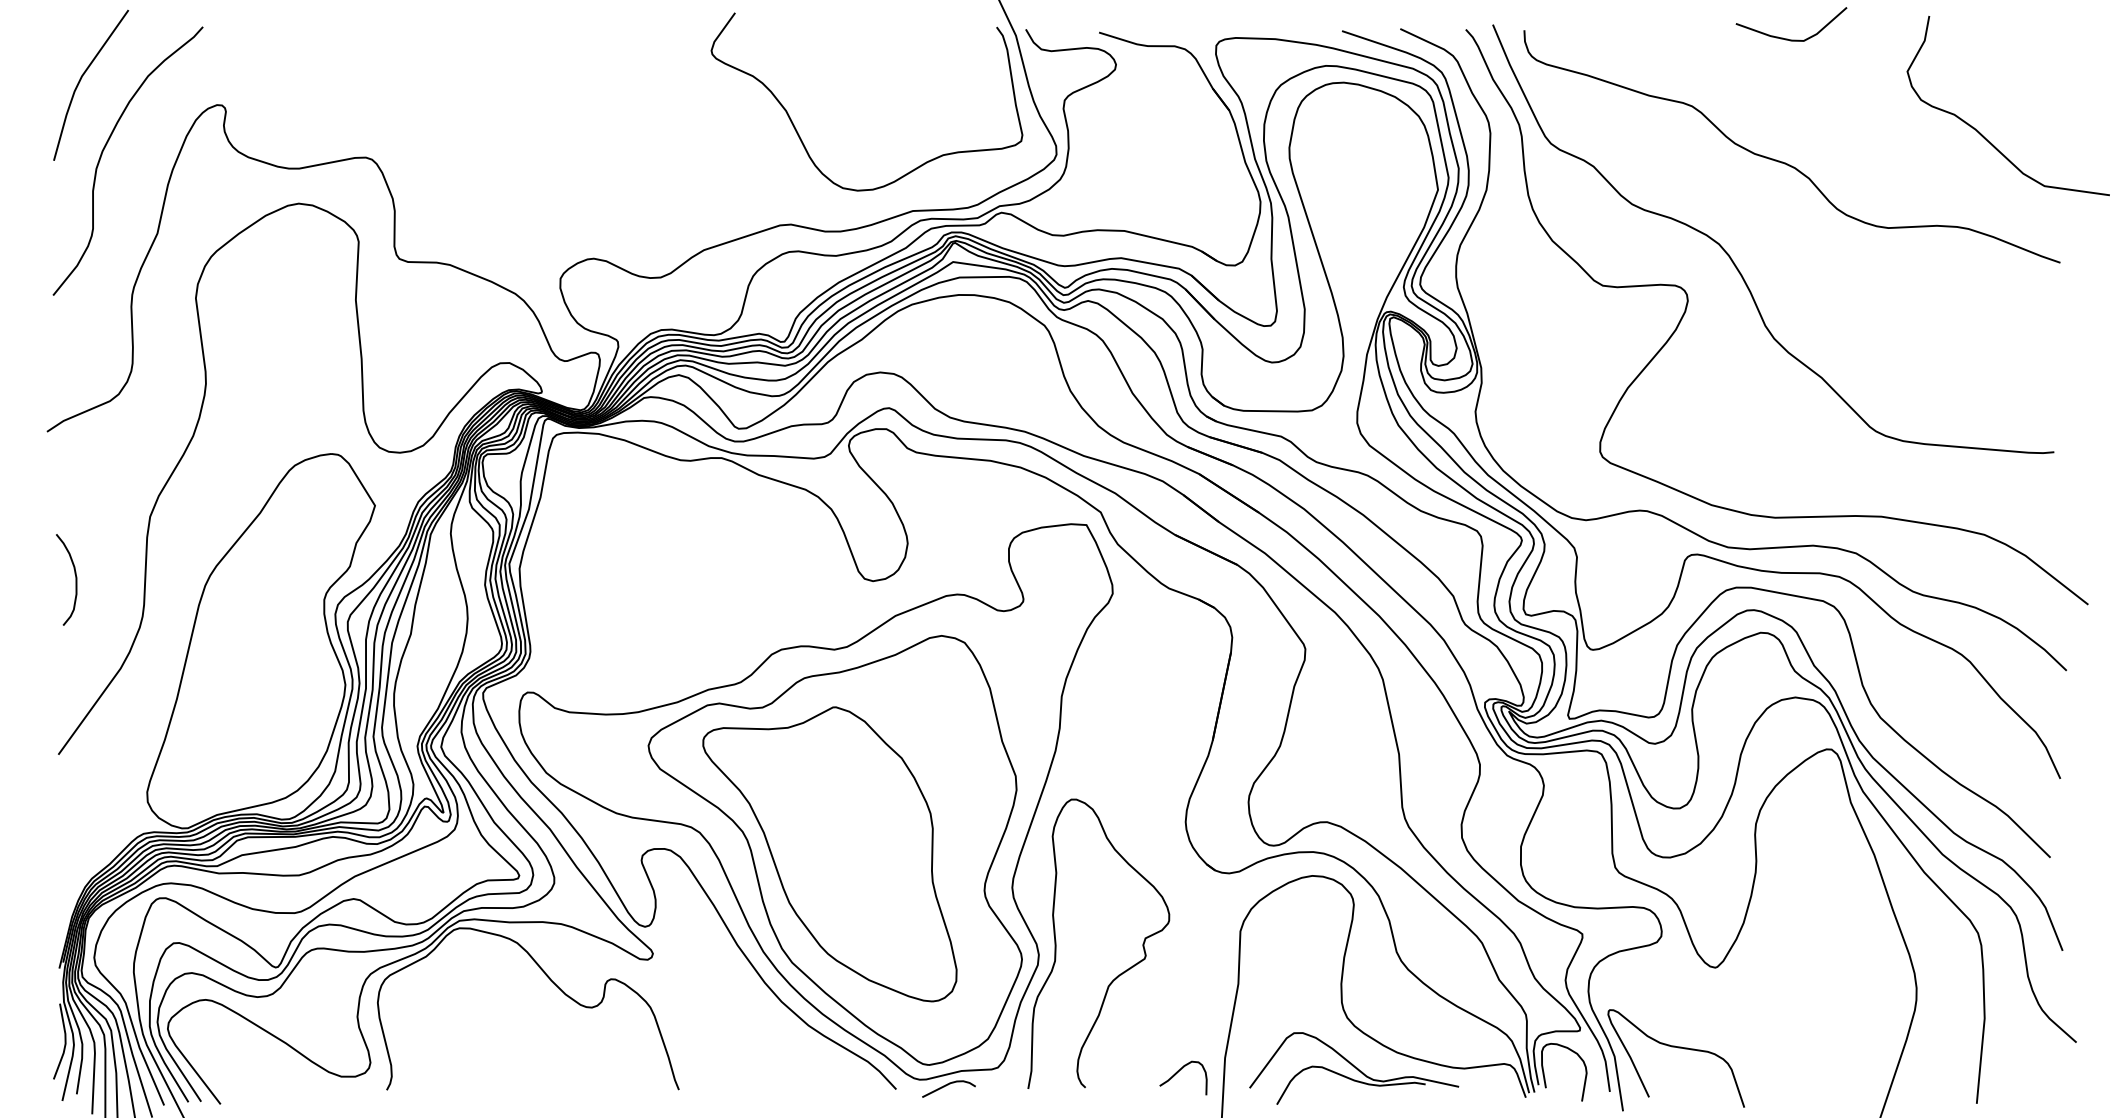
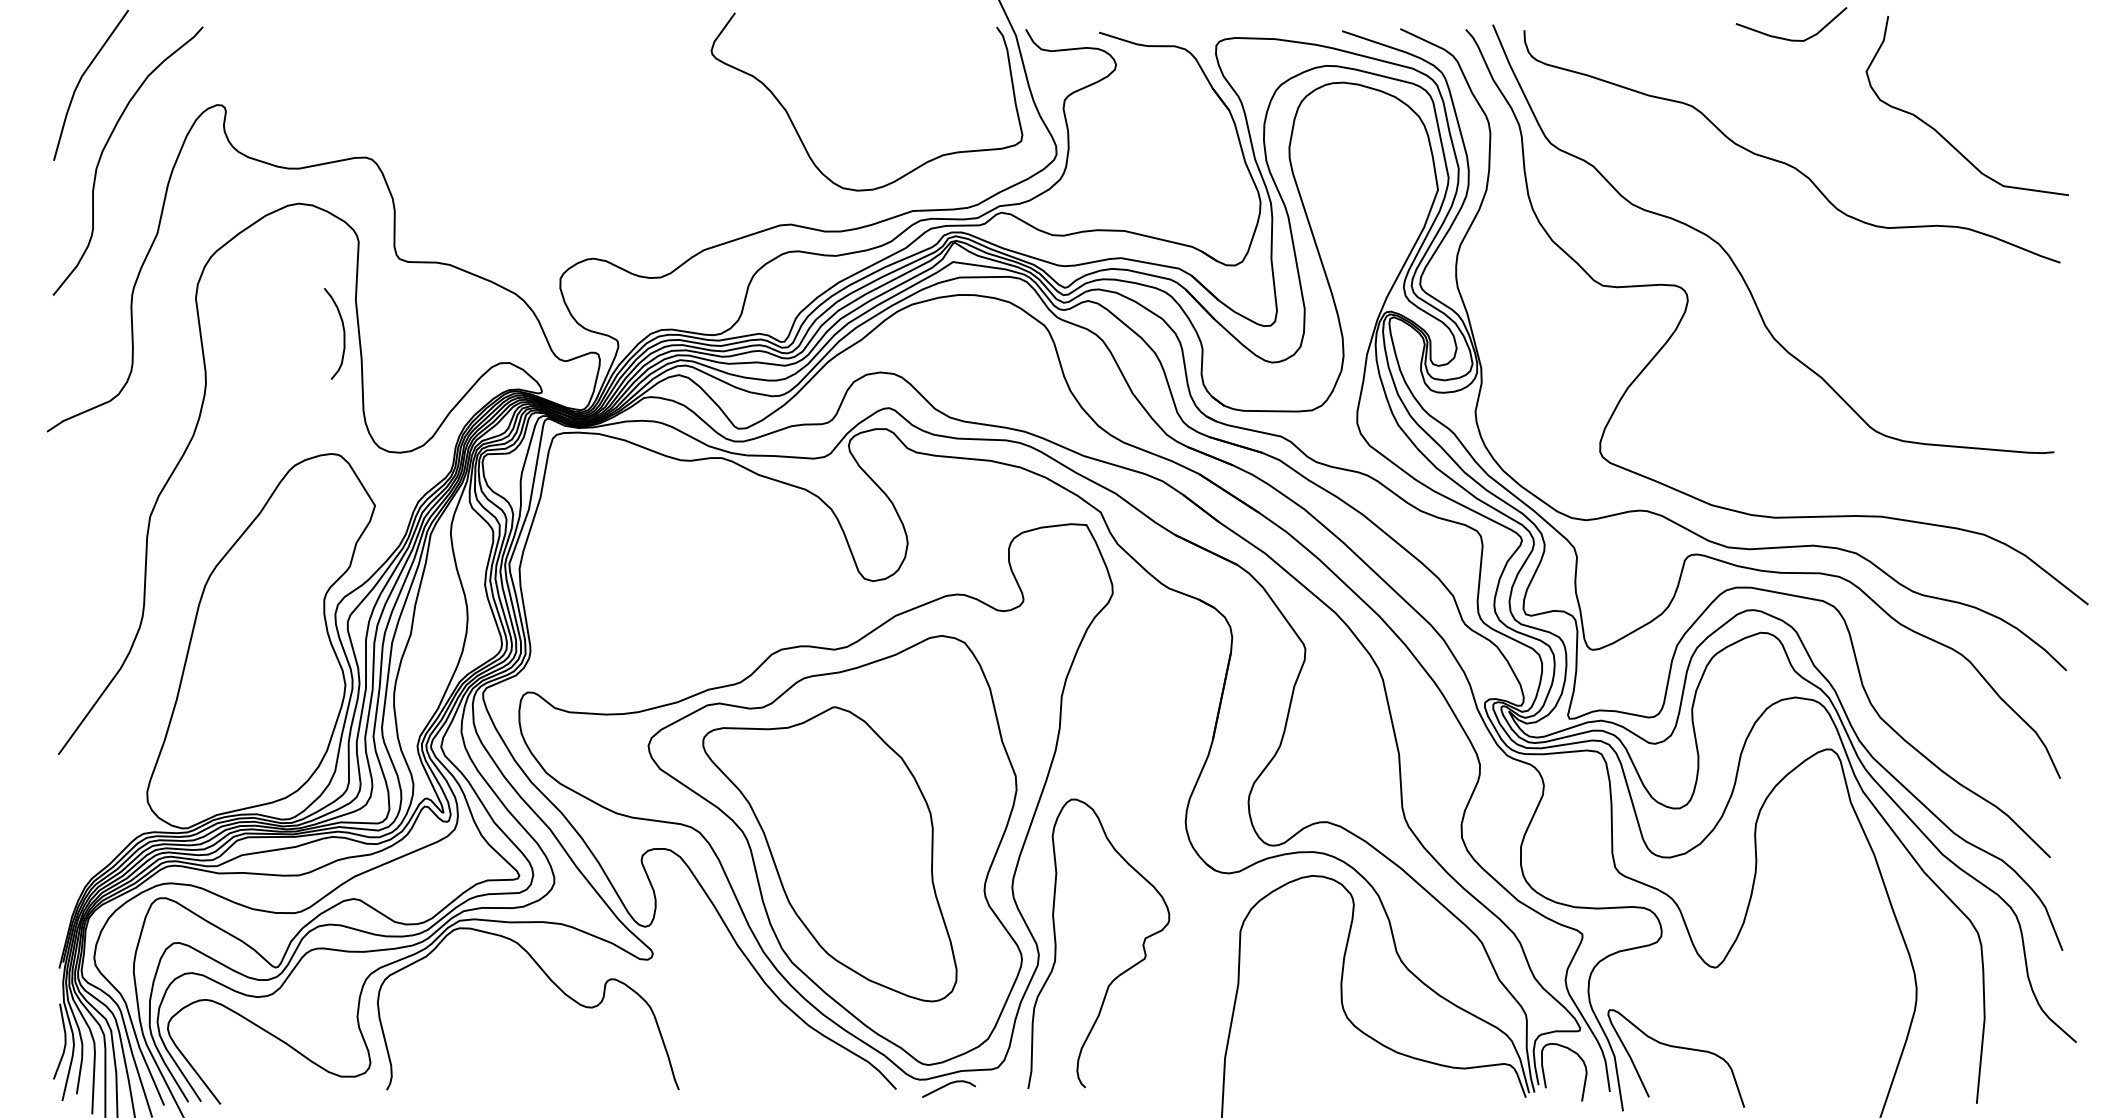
curve position: (1980, 132) -> (1939, 132) (1939, 132)
curve position: (75, 579) -> (343, 333) (343, 333)
part: present -> none (1354, 1068)
curve: present -> none (1178, 1072)
